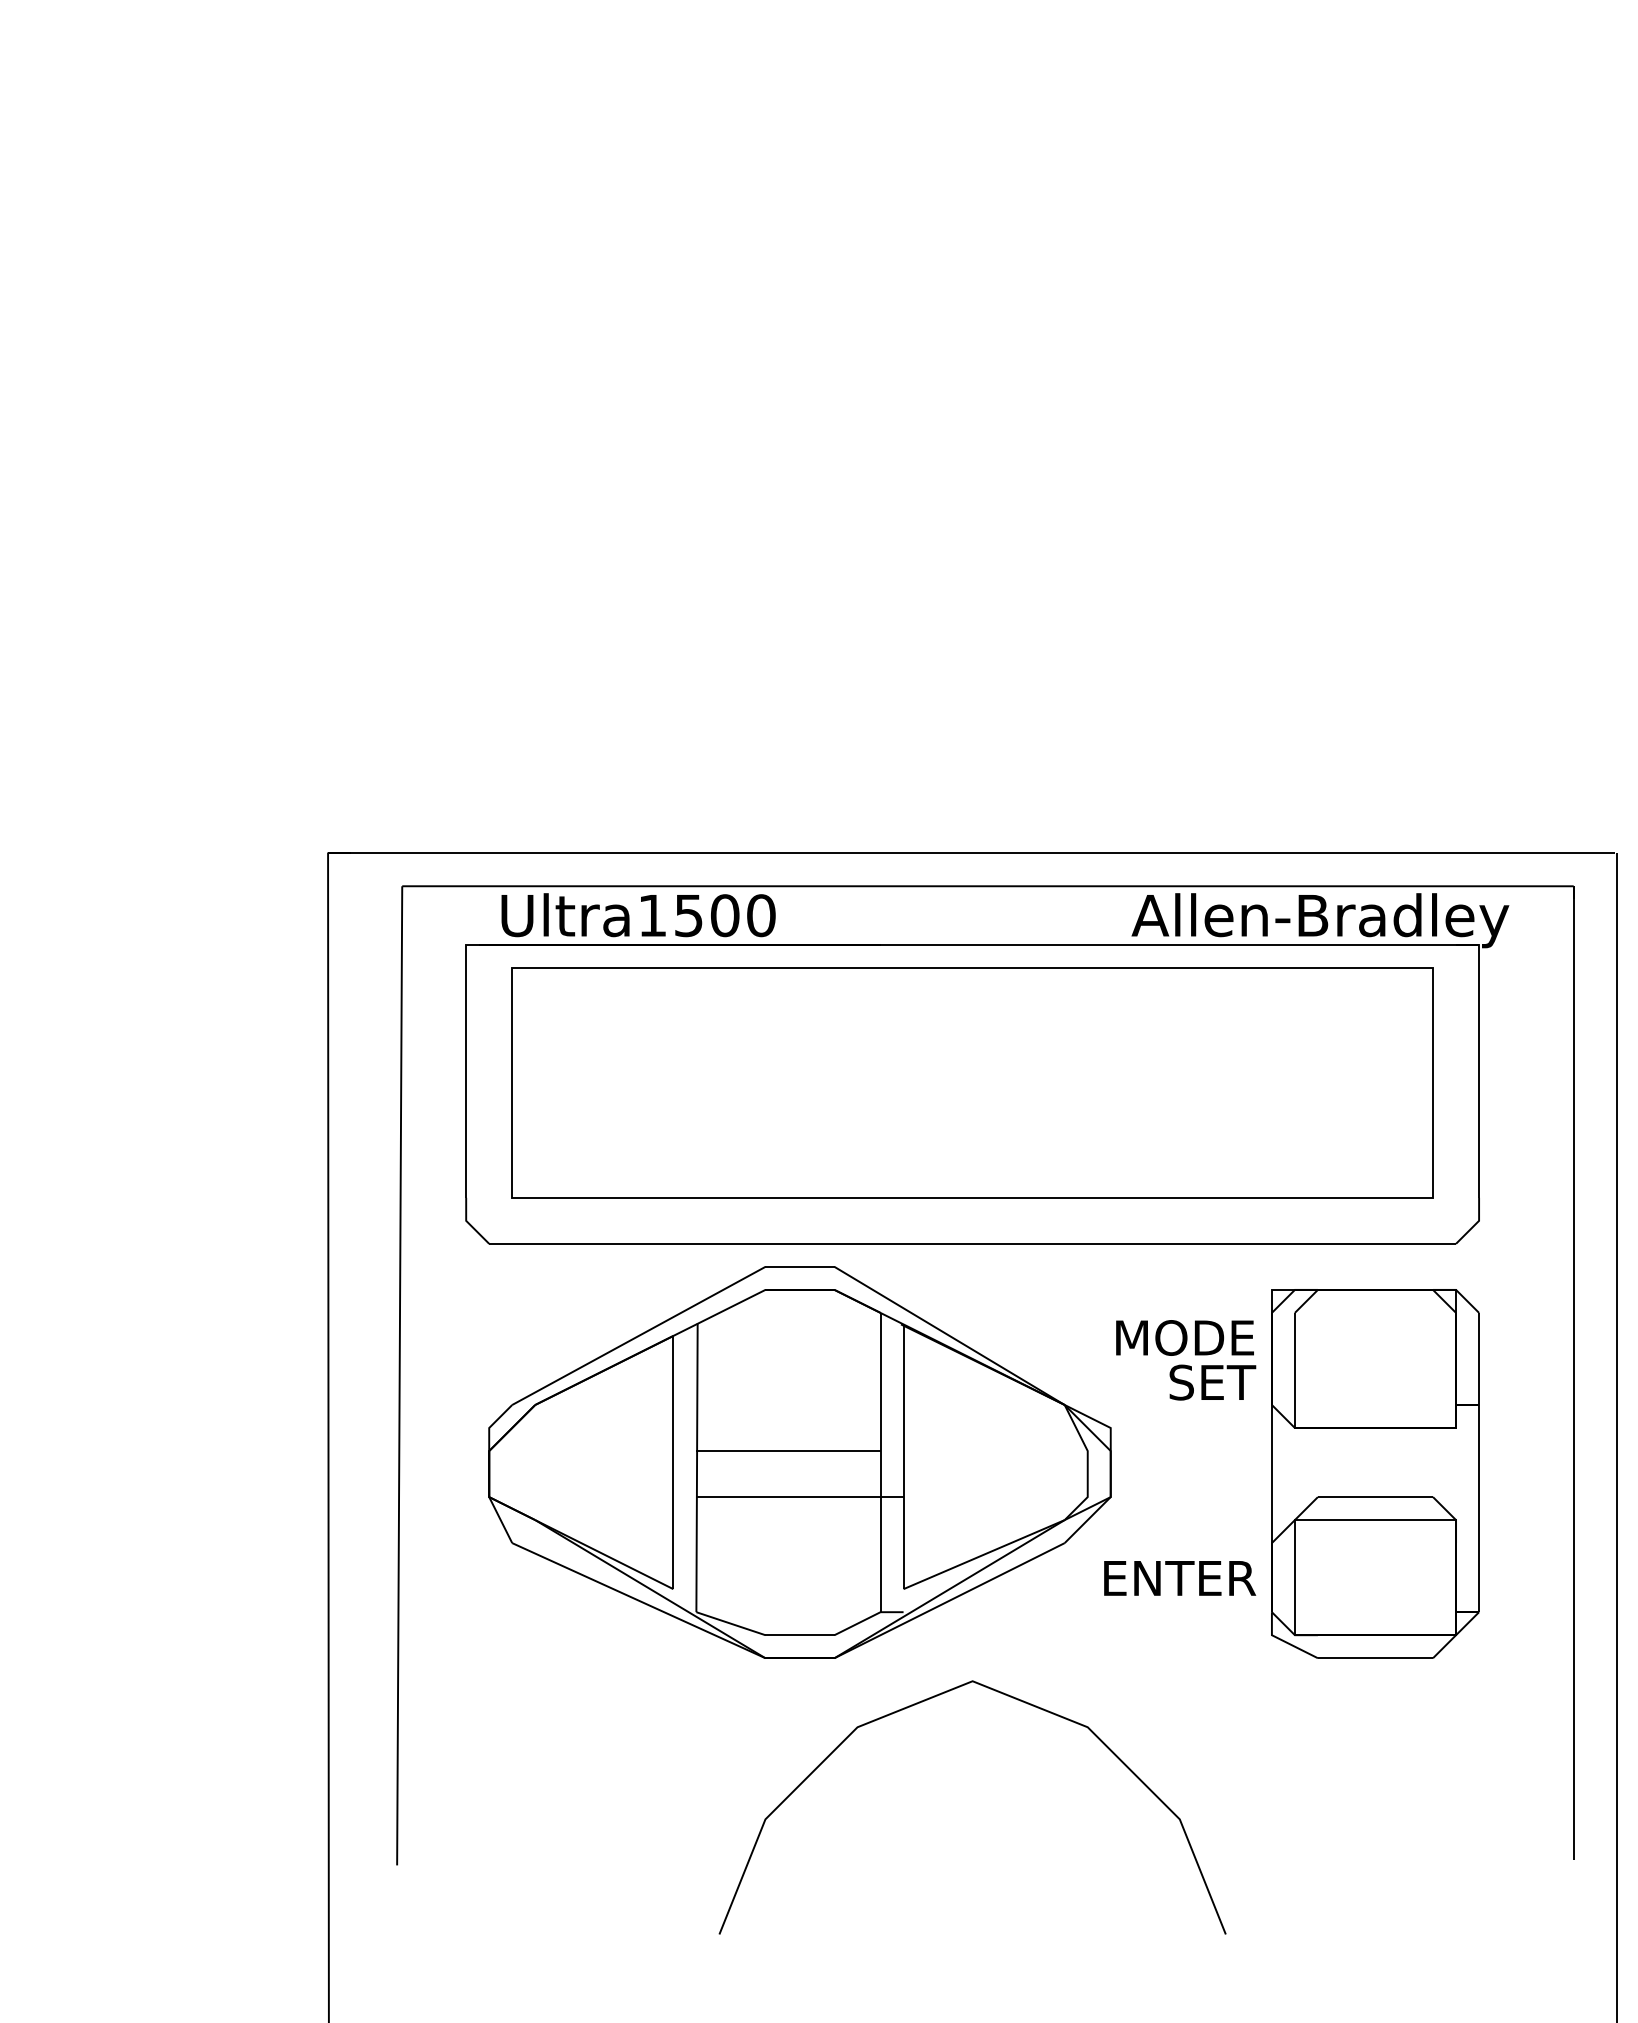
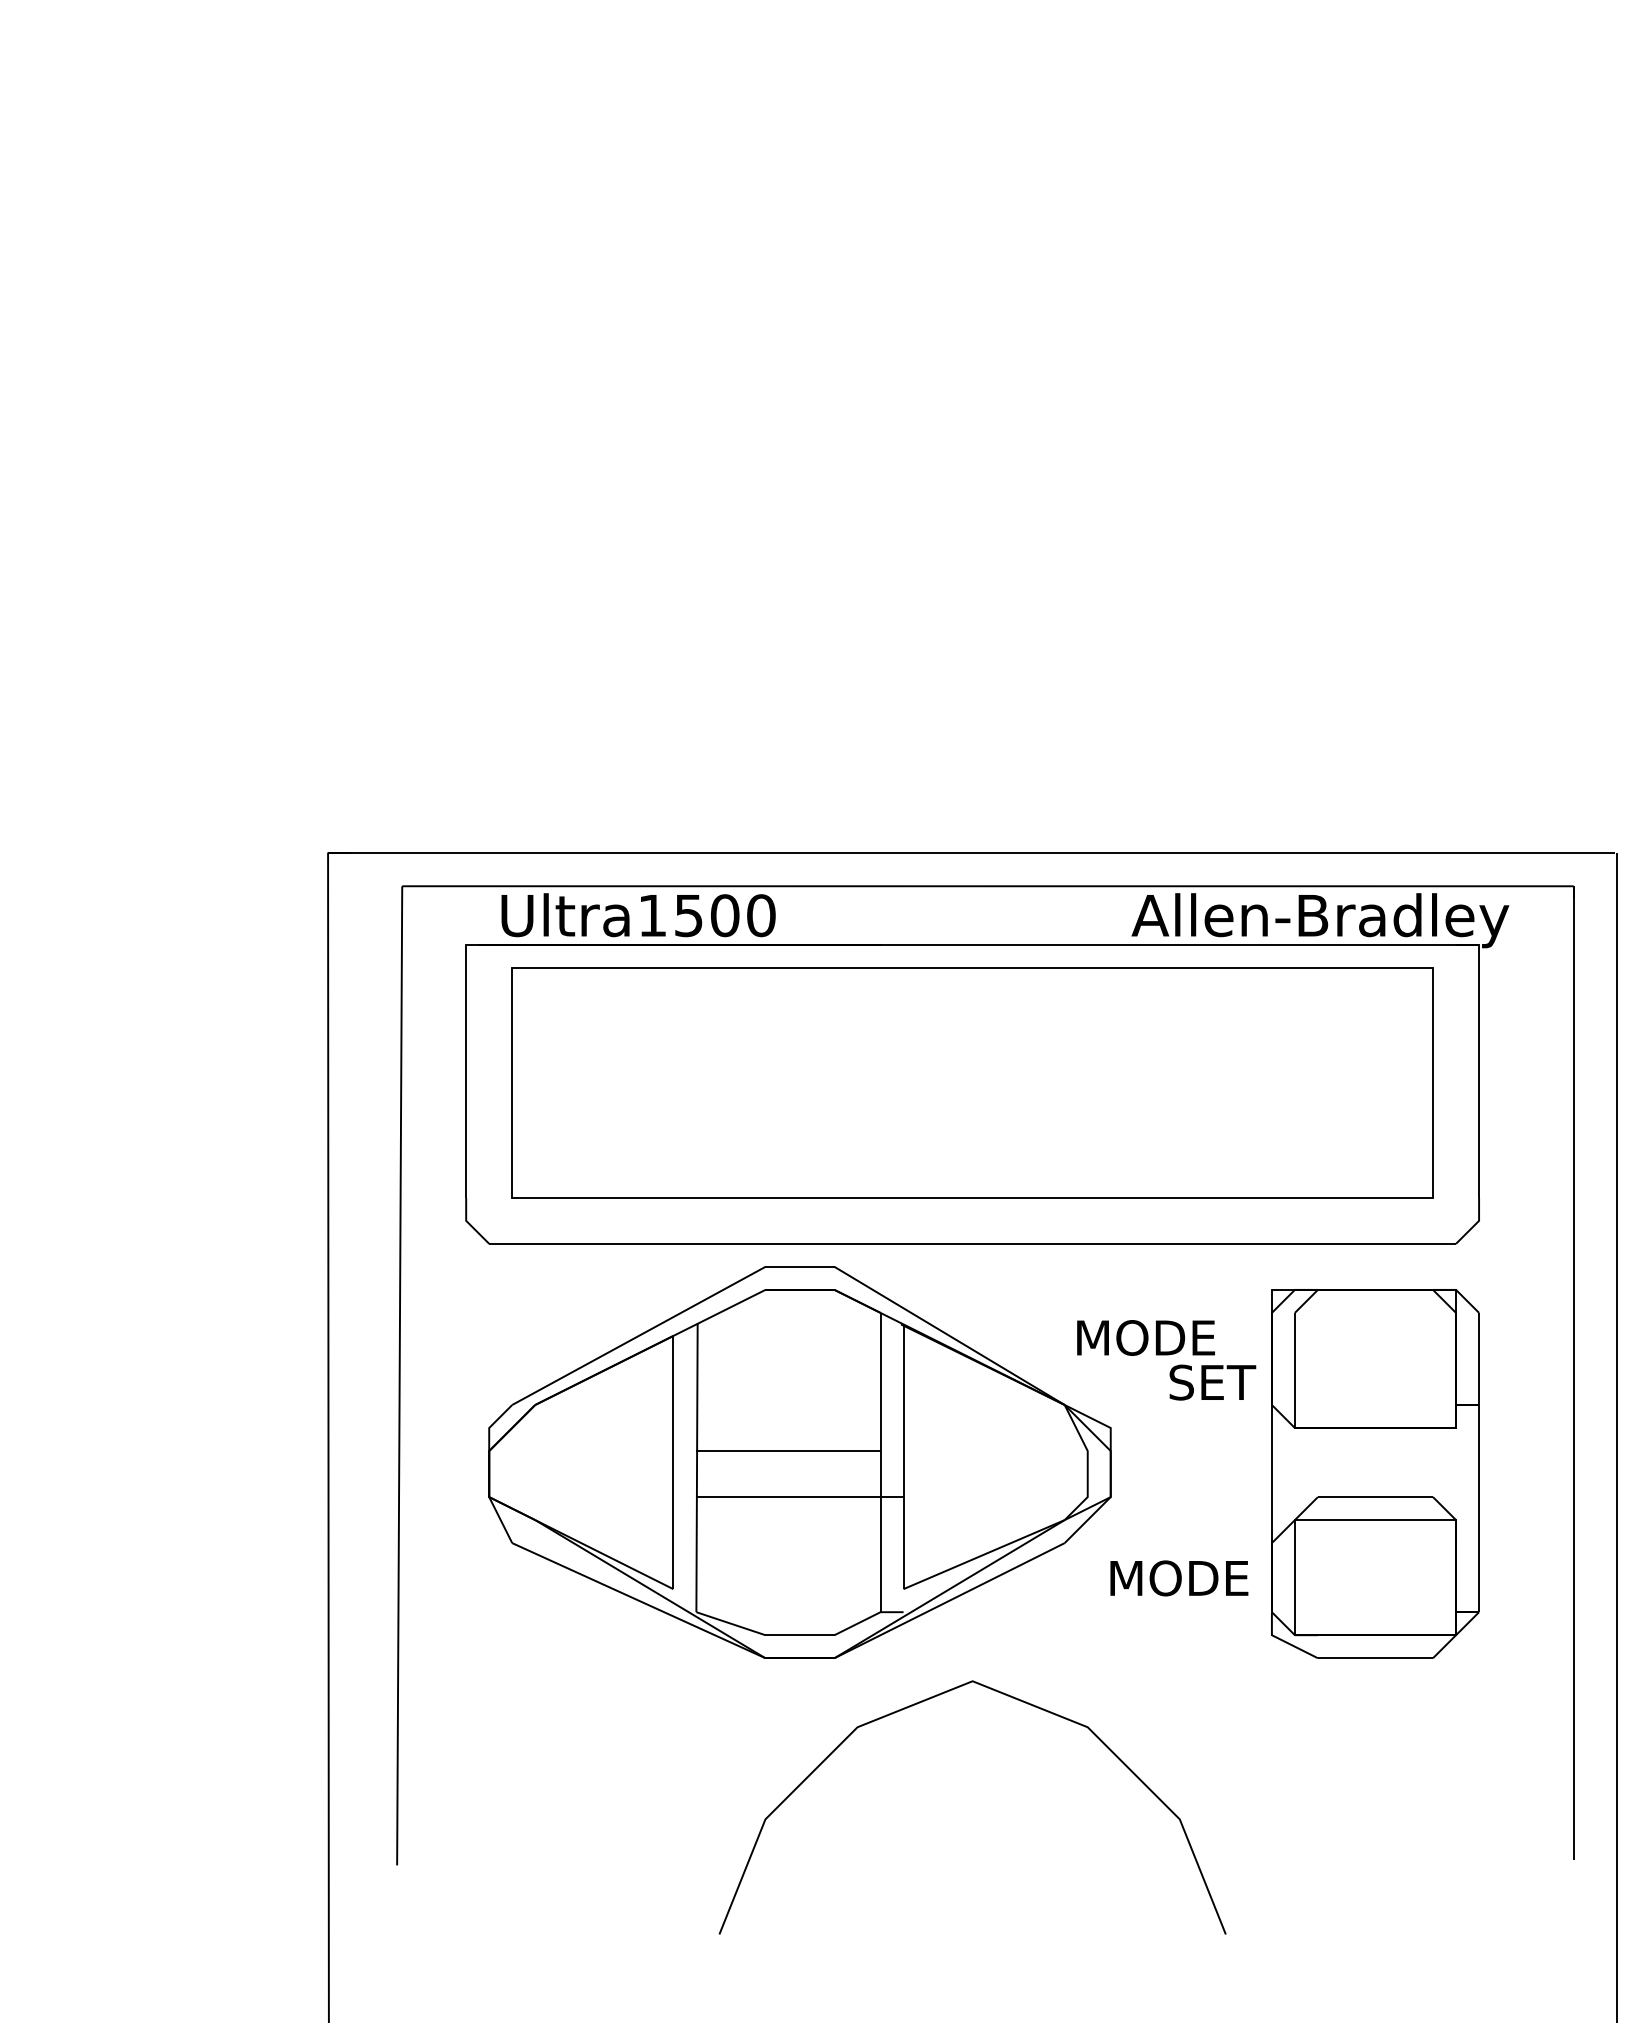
text position: (1184, 1337) -> (1145, 1337) (1145, 1337)
text: ENTER -> MODE (1180, 1578)
